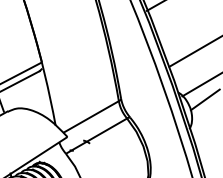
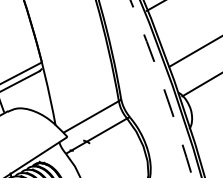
arc: solid -> dashed (163, 87)
line: present -> none (204, 99)
